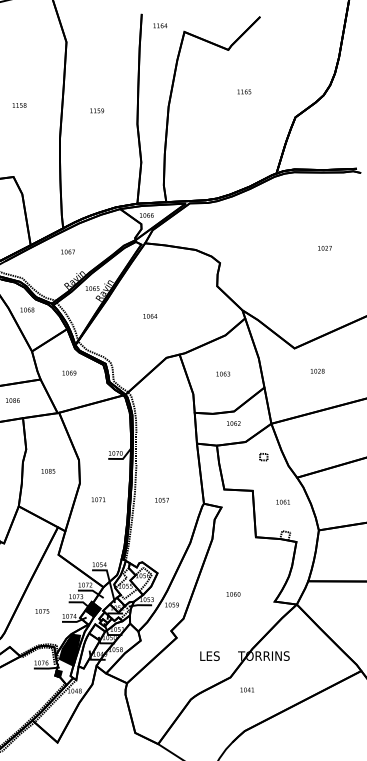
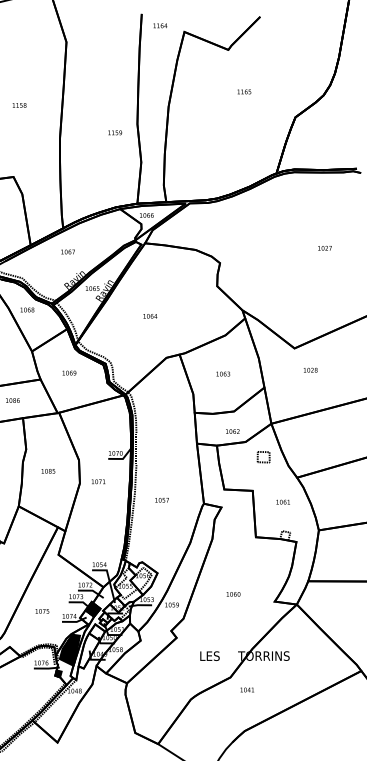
text position: (97, 110) -> (115, 132) (115, 132)
text position: (317, 370) -> (310, 369) (310, 369)
text position: (233, 423) -> (232, 431) (232, 431)
part size: 10x10 px -> 15x13 px (263, 457)
text position: (98, 499) -> (98, 481) (98, 481)
